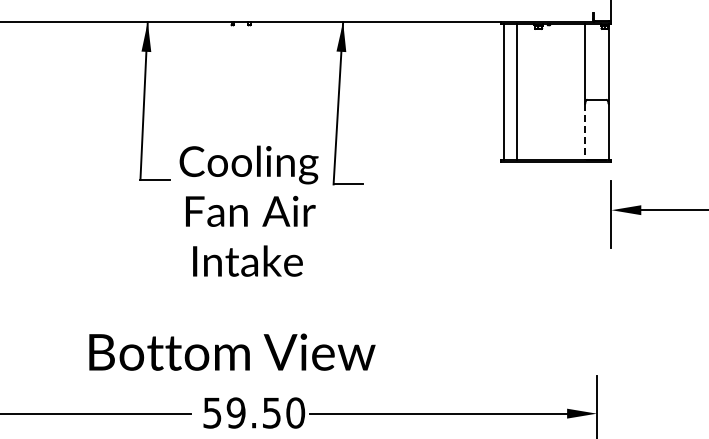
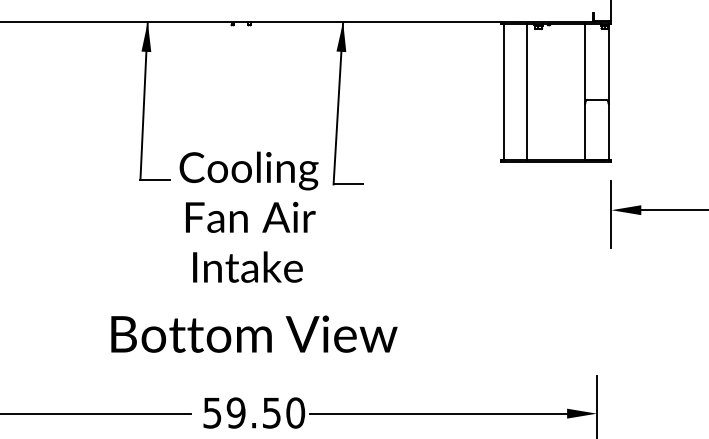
line position: (517, 91) -> (527, 91) (527, 91)
line: dashed -> solid (585, 132)
text position: (248, 210) -> (248, 216) (248, 216)
text position: (232, 351) -> (254, 333) (254, 333)
